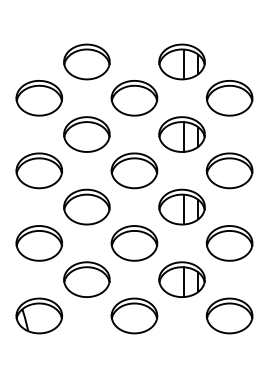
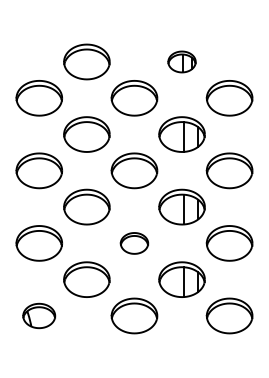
part size: 48x38 px -> 30x24 px (181, 61)
part size: 49x37 px -> 31x23 px (134, 243)
part size: 48x38 px -> 35x28 px (39, 315)
